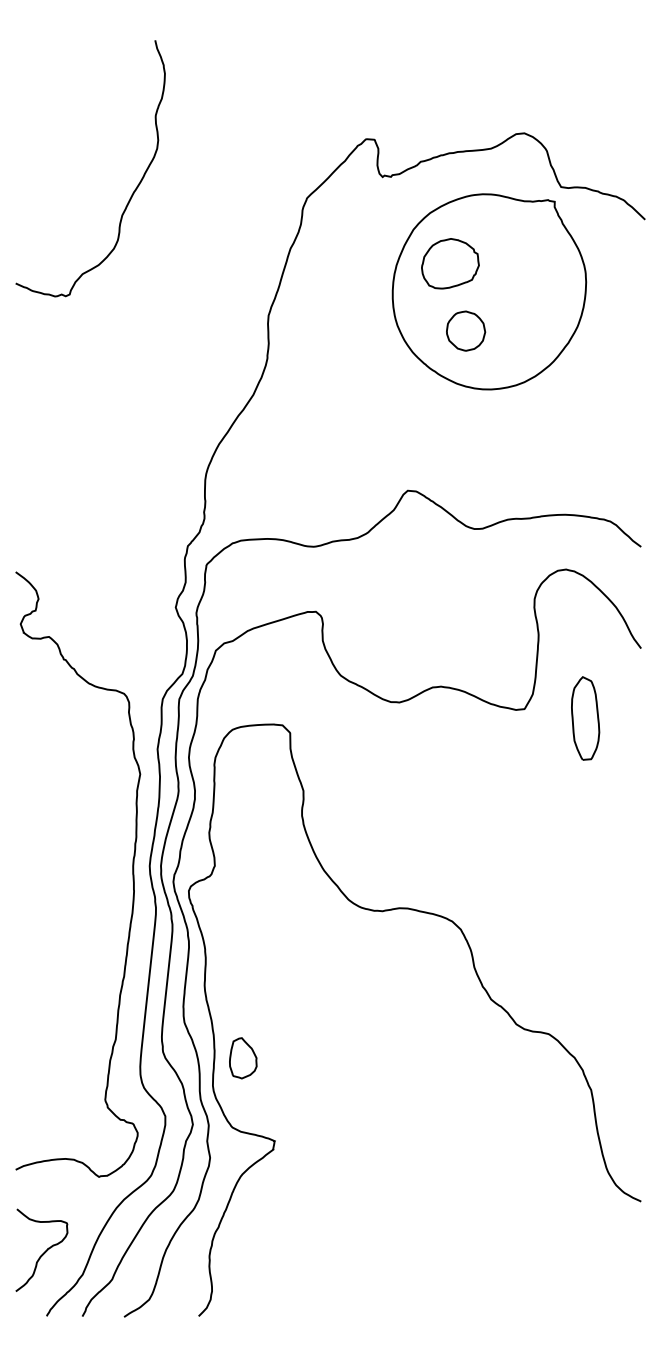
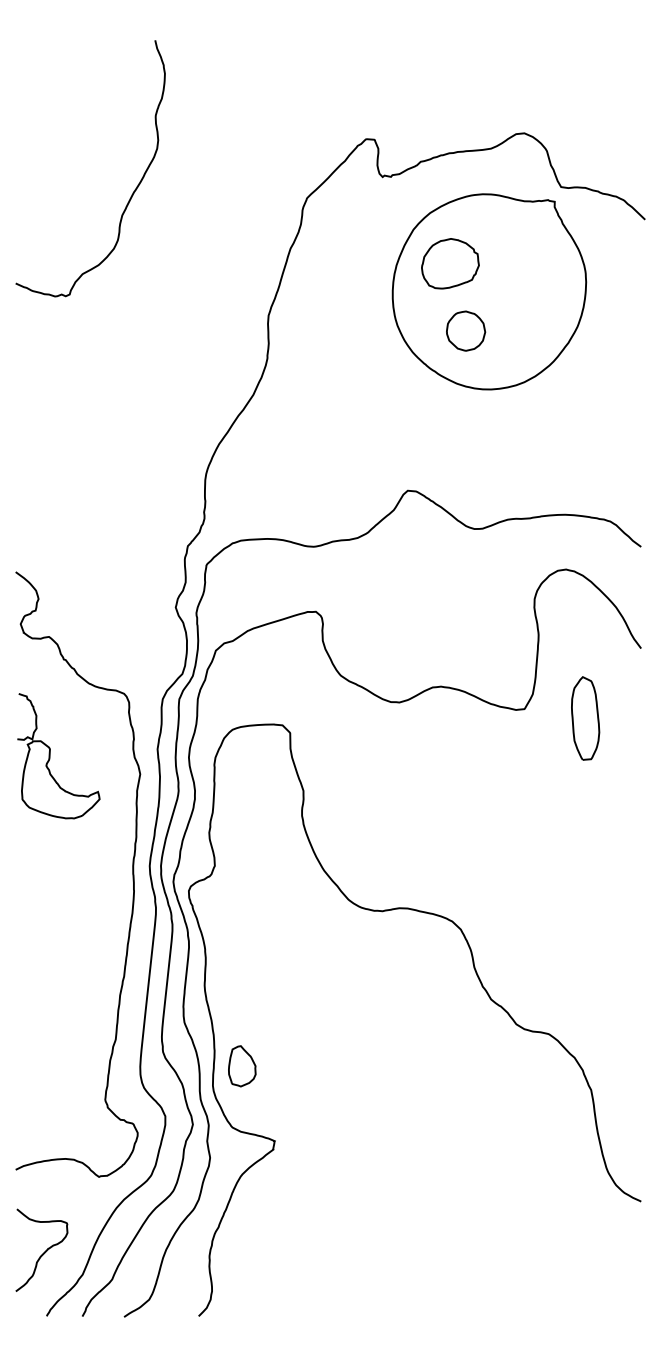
part: none -> present (50, 756)
part position: (243, 1058) -> (242, 1066) (242, 1066)
